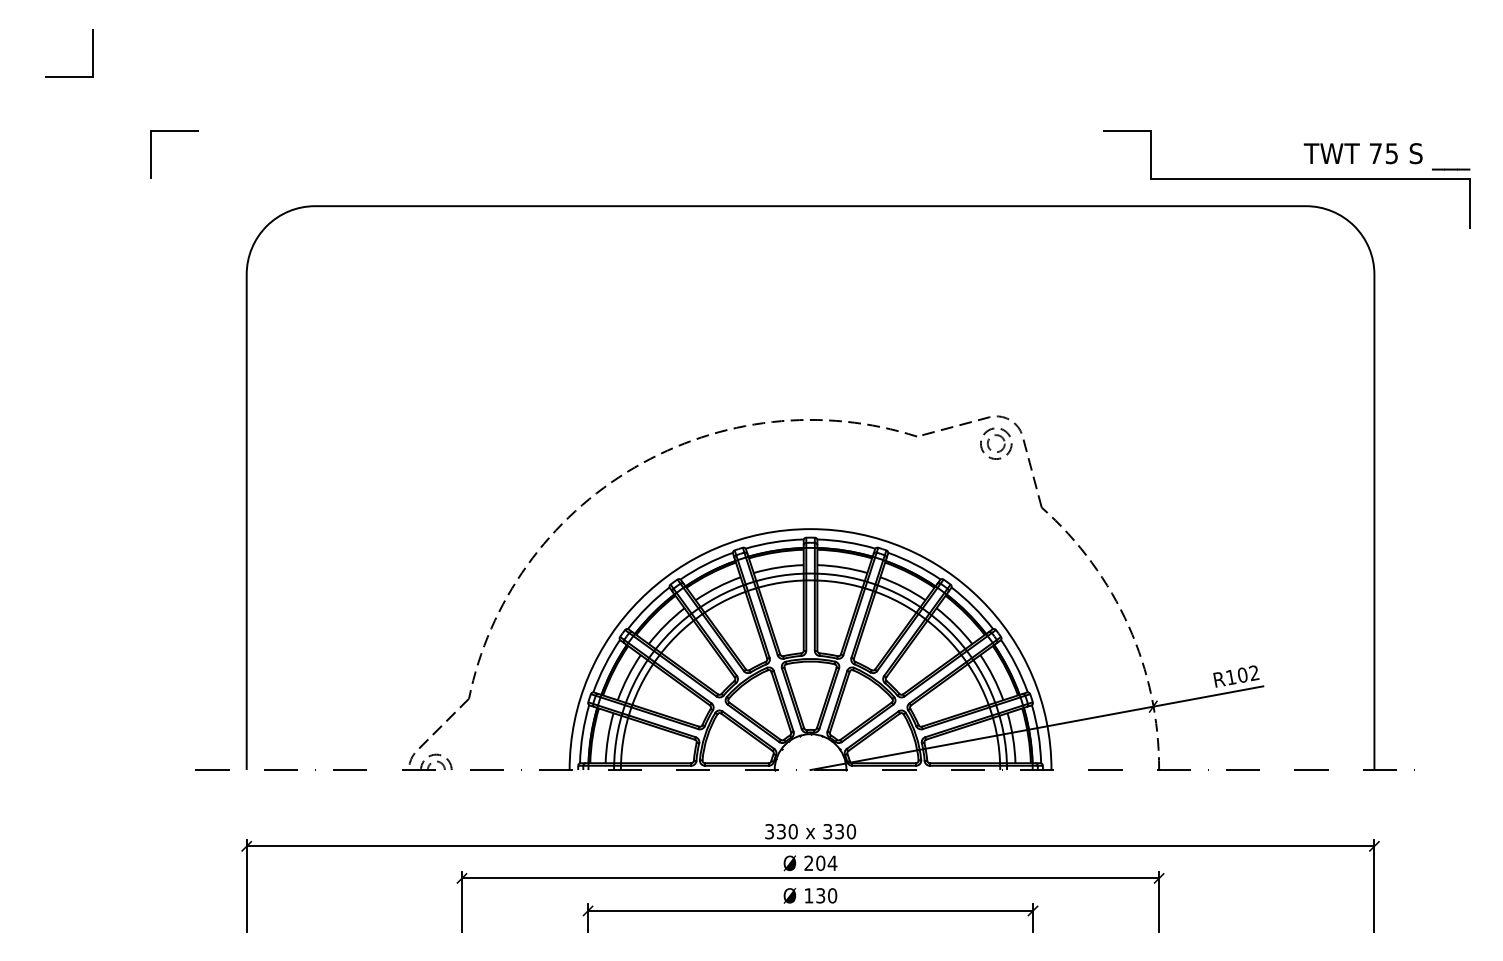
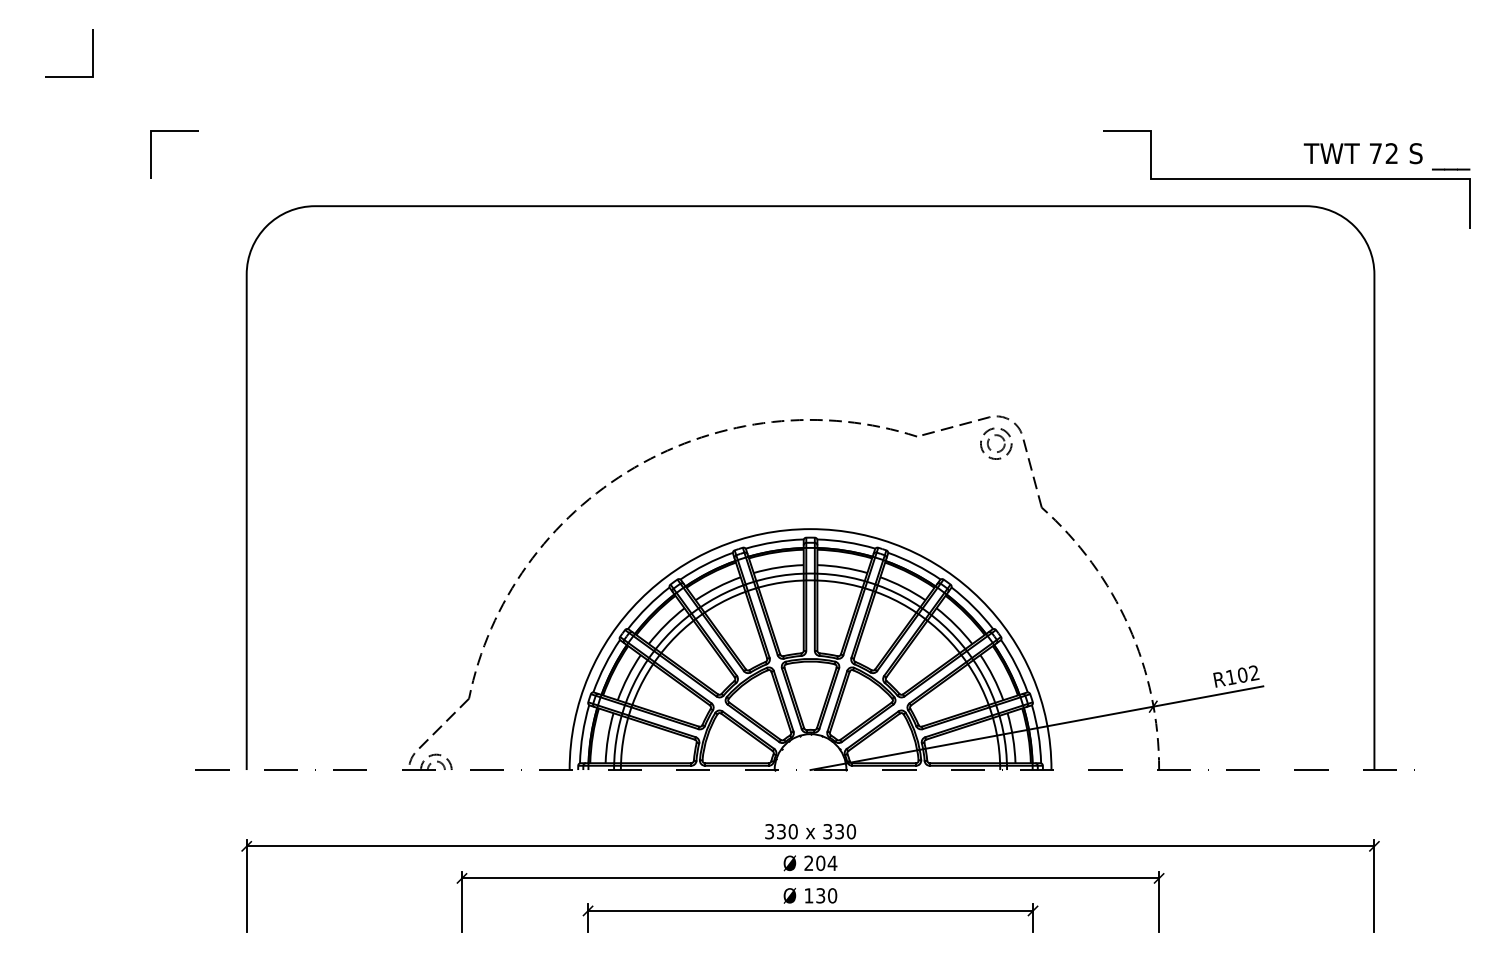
text: 75 -> 72 (1391, 153)
